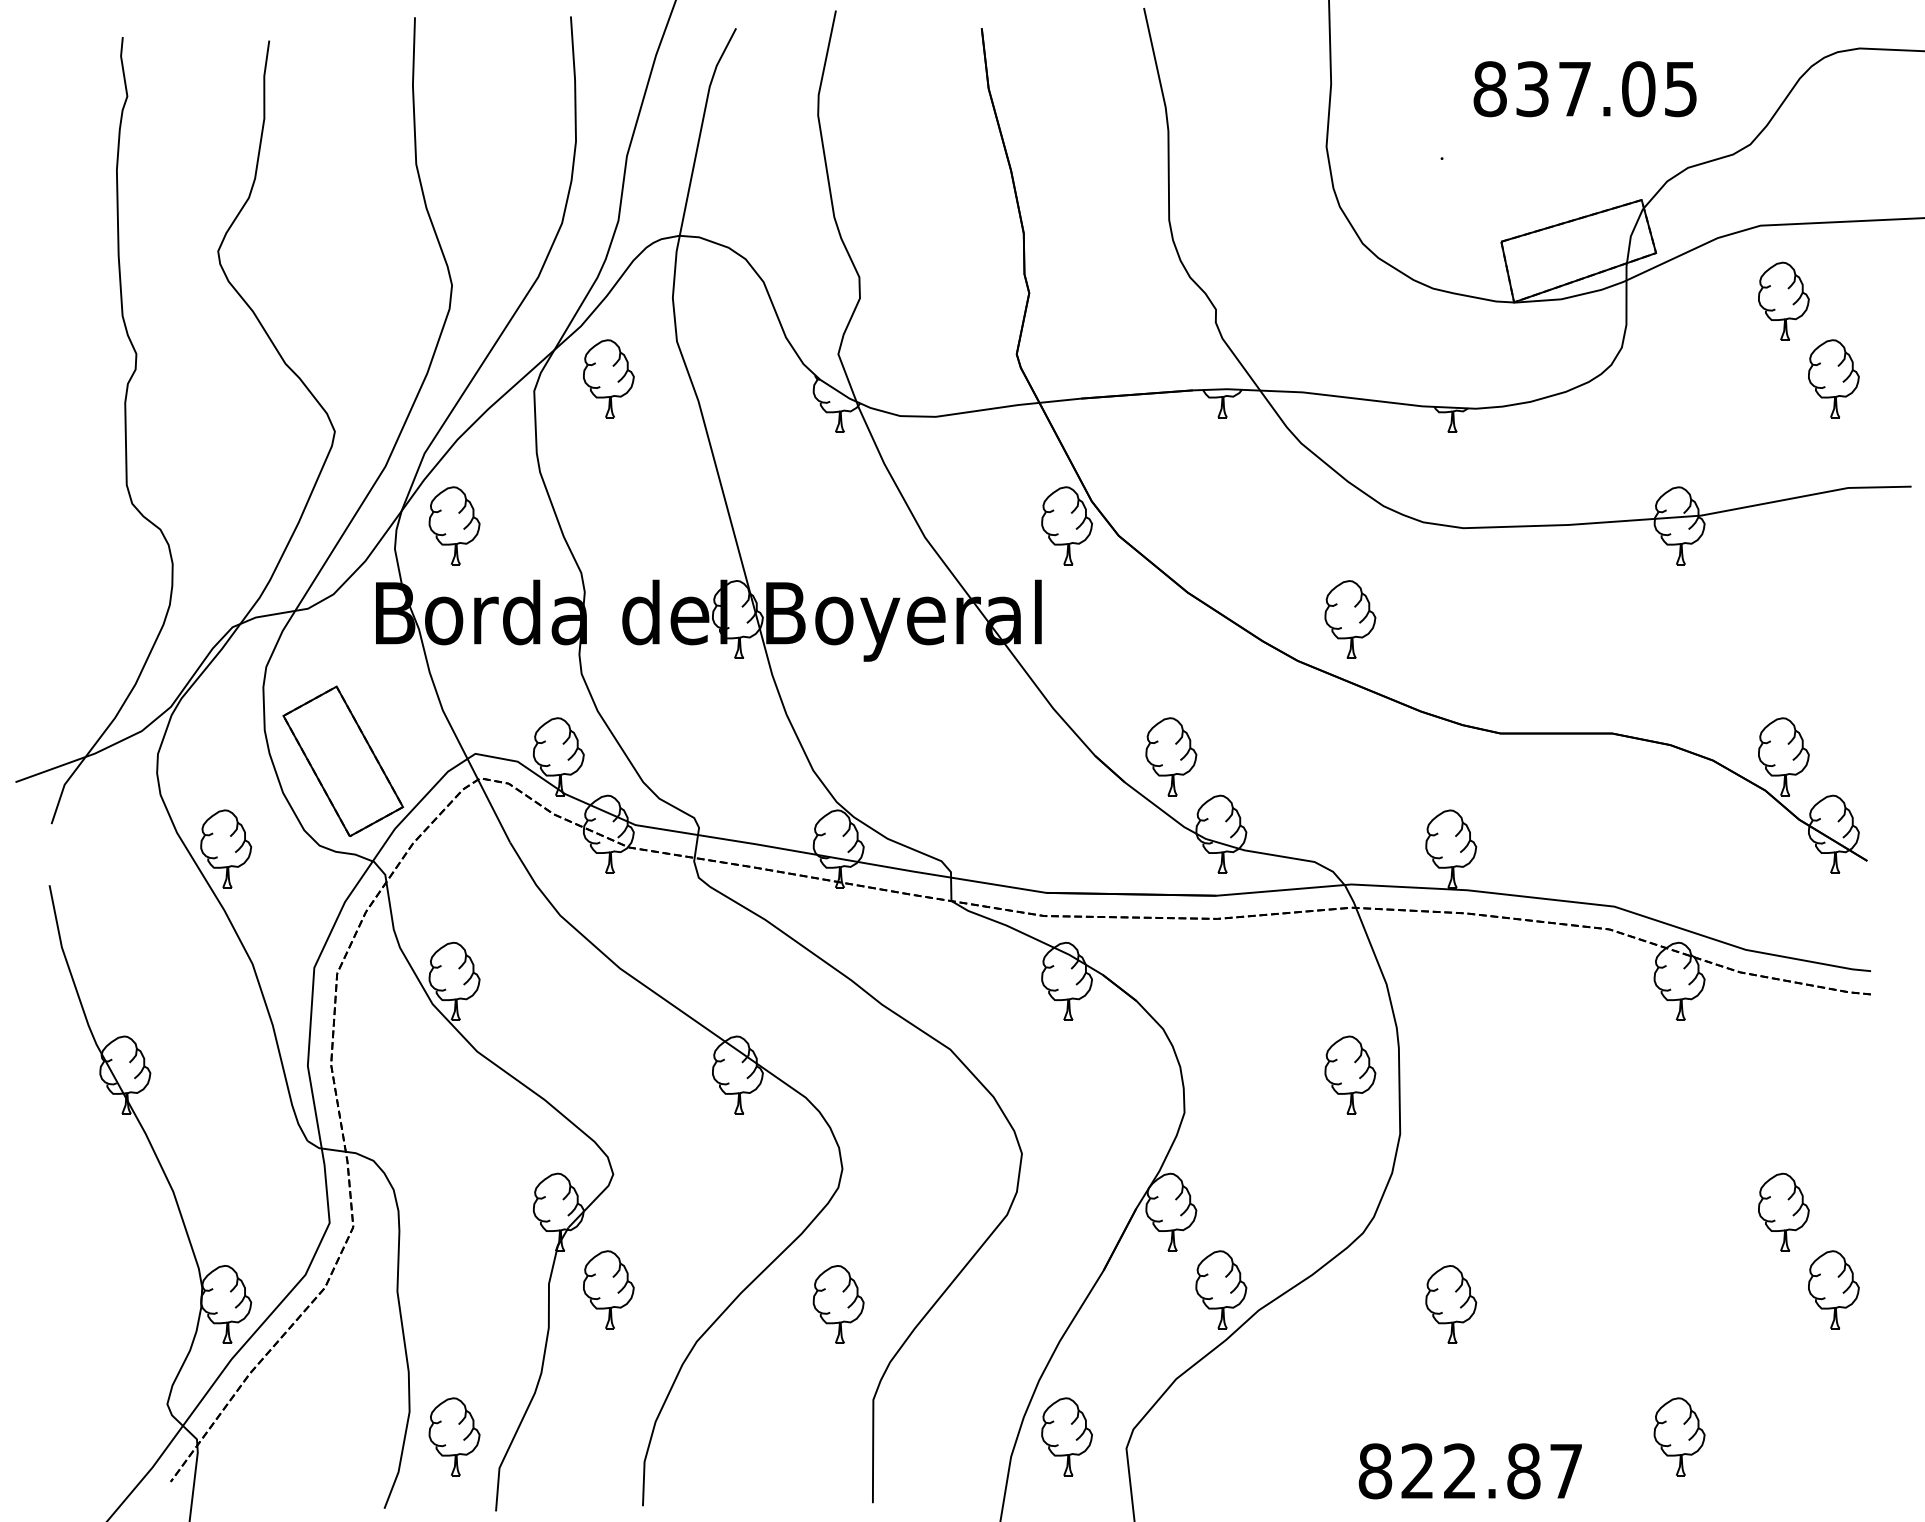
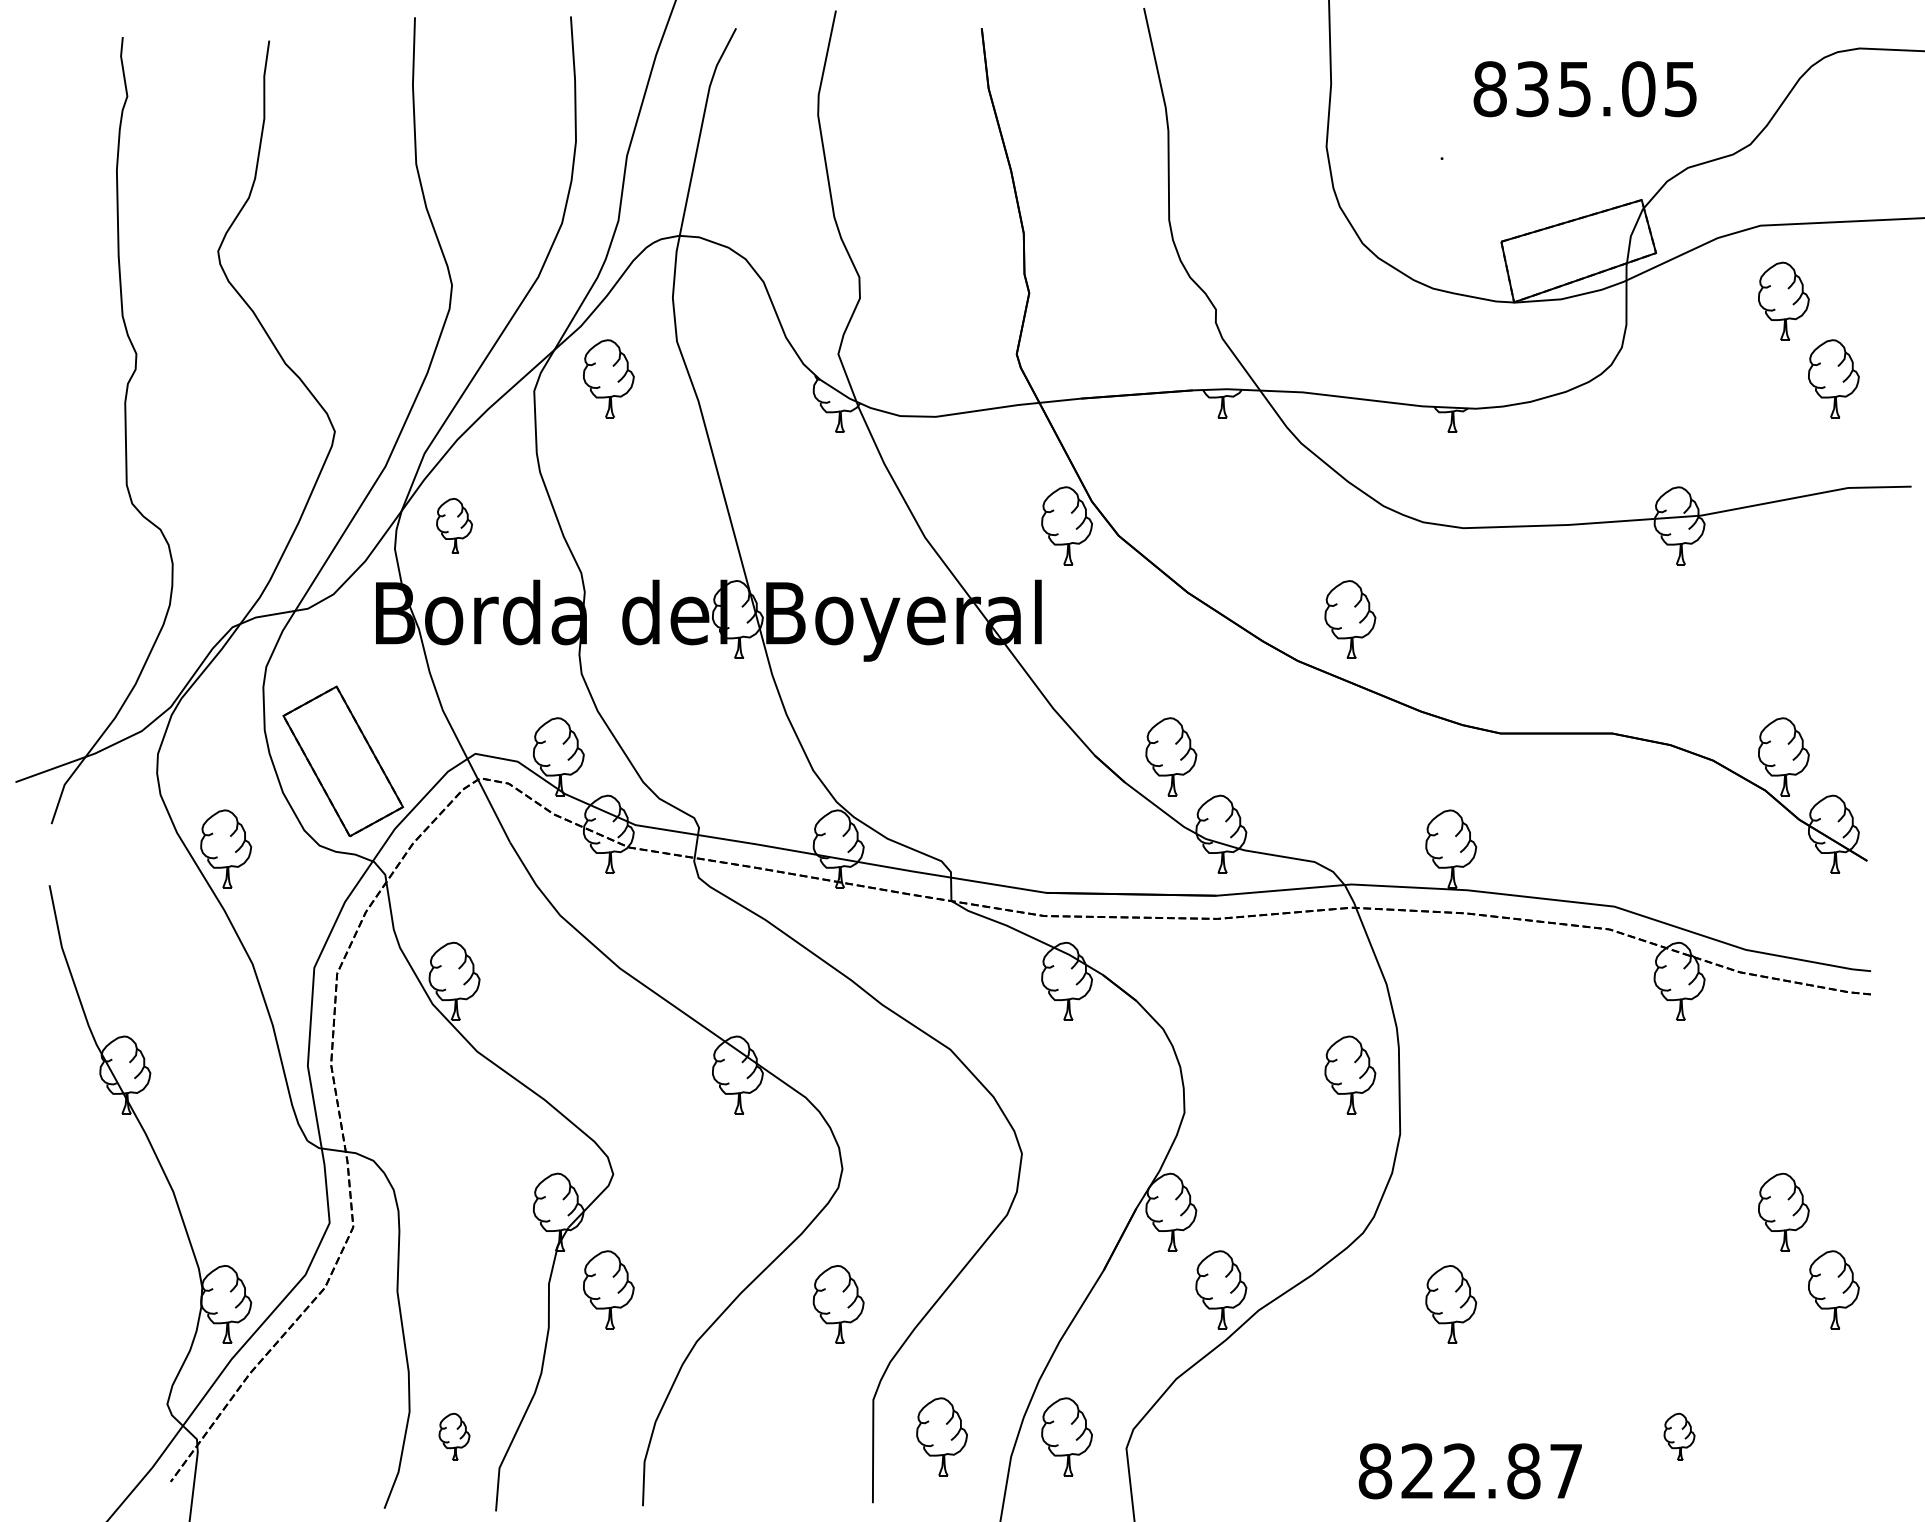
text: 837.05 -> 835.05 (1574, 89)
part size: 53x80 px -> 37x56 px (454, 525)
part size: 53x80 px -> 33x49 px (454, 1436)
part: none -> present (941, 1436)
part size: 53x80 px -> 33x49 px (1679, 1436)
